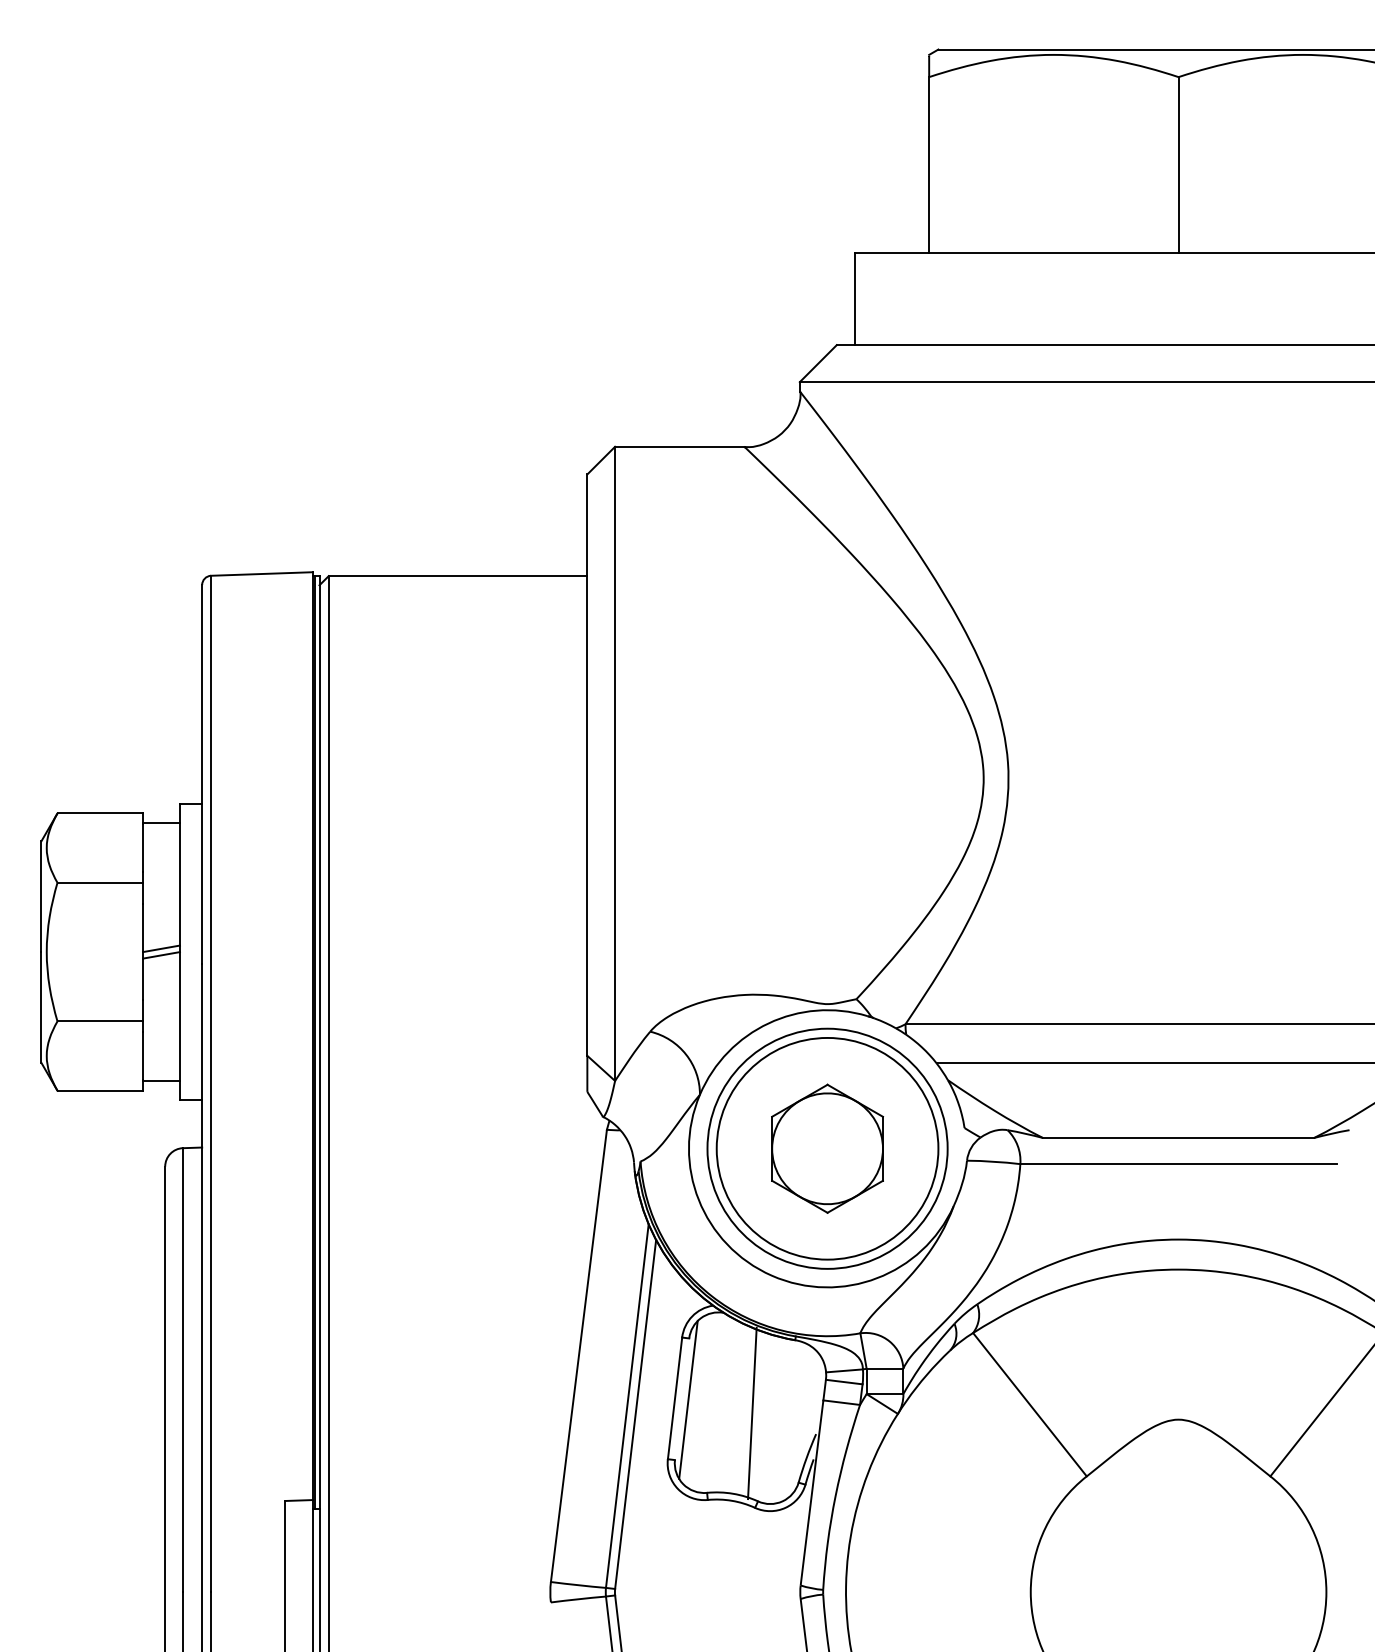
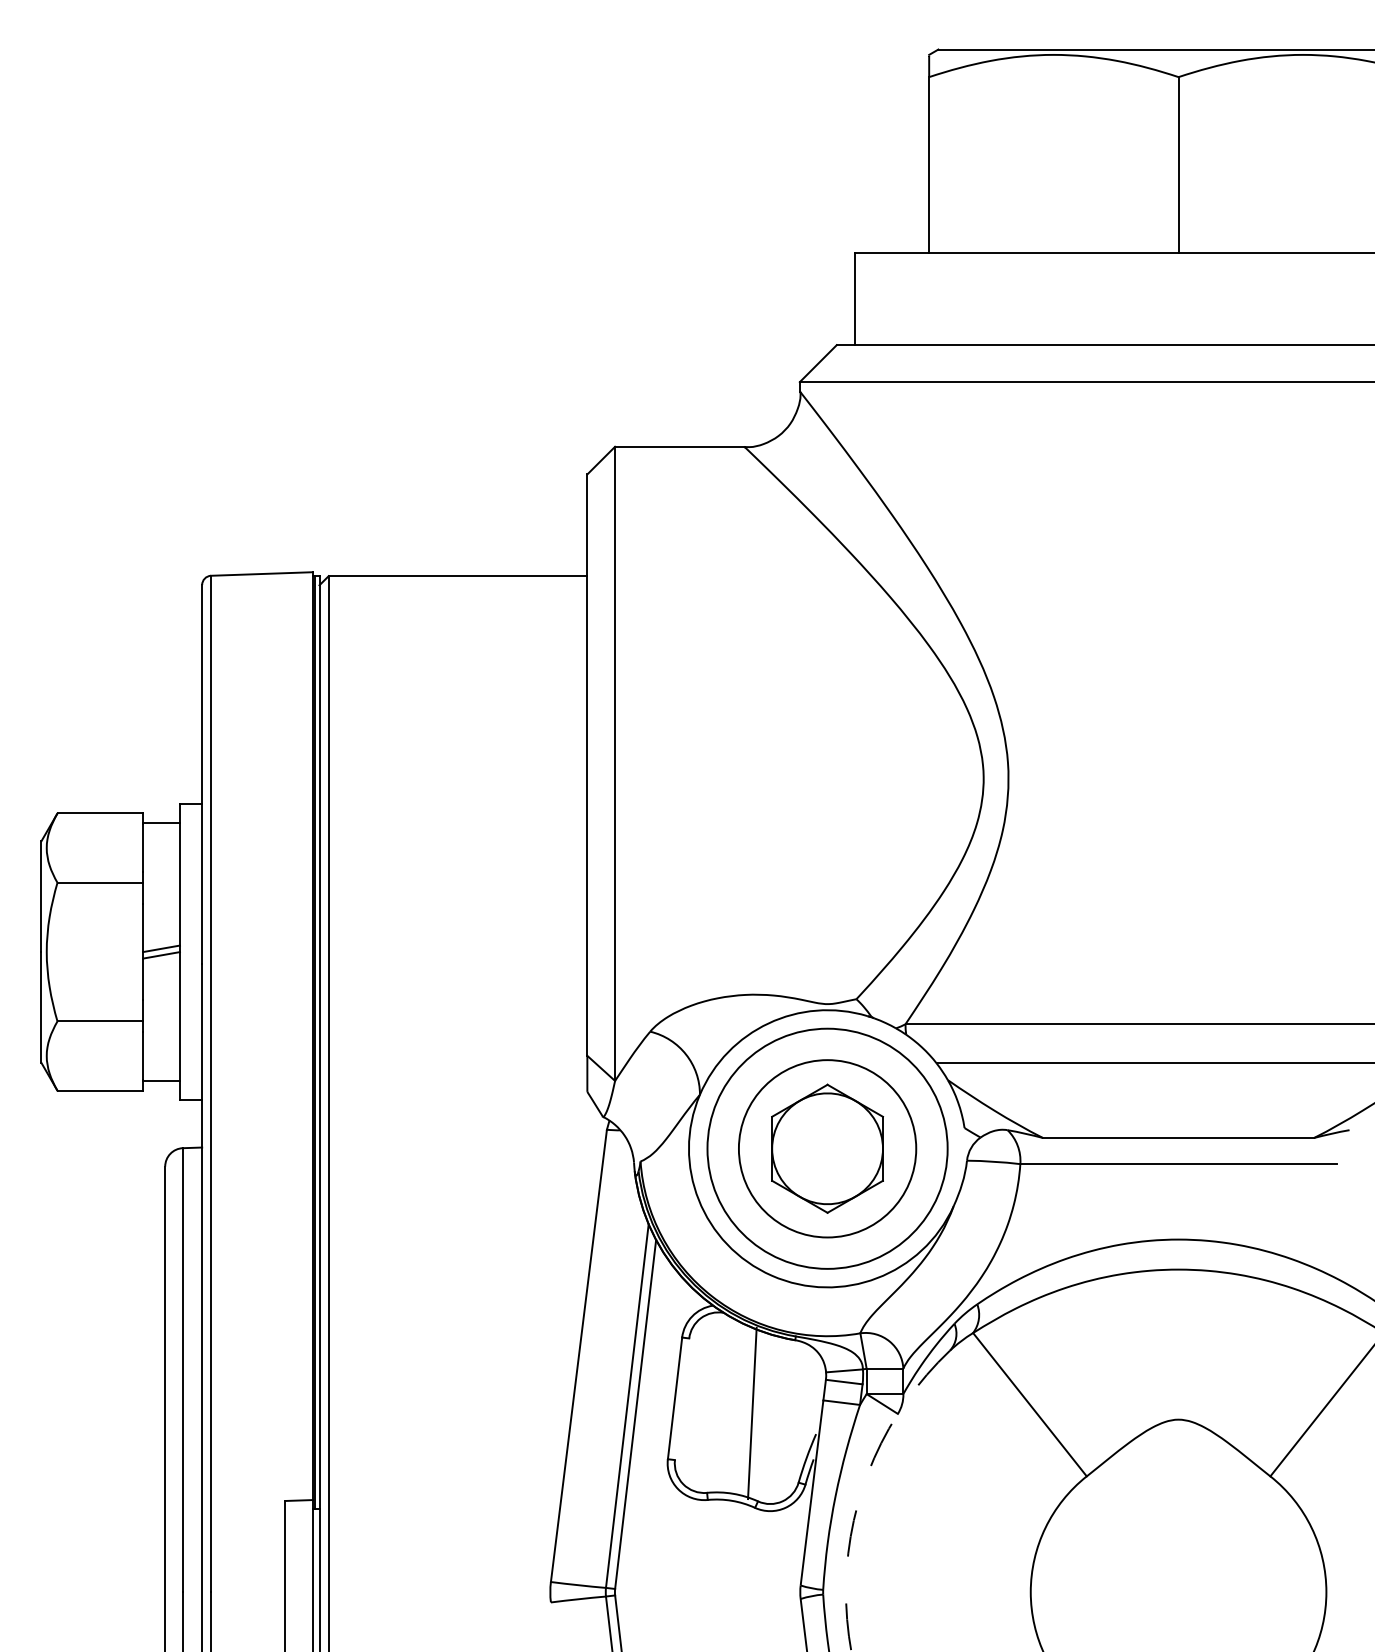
circle diameter: 222 px -> 177 px (827, 1148)
line: present -> none (688, 1399)
arc: solid -> dashed (862, 1488)
